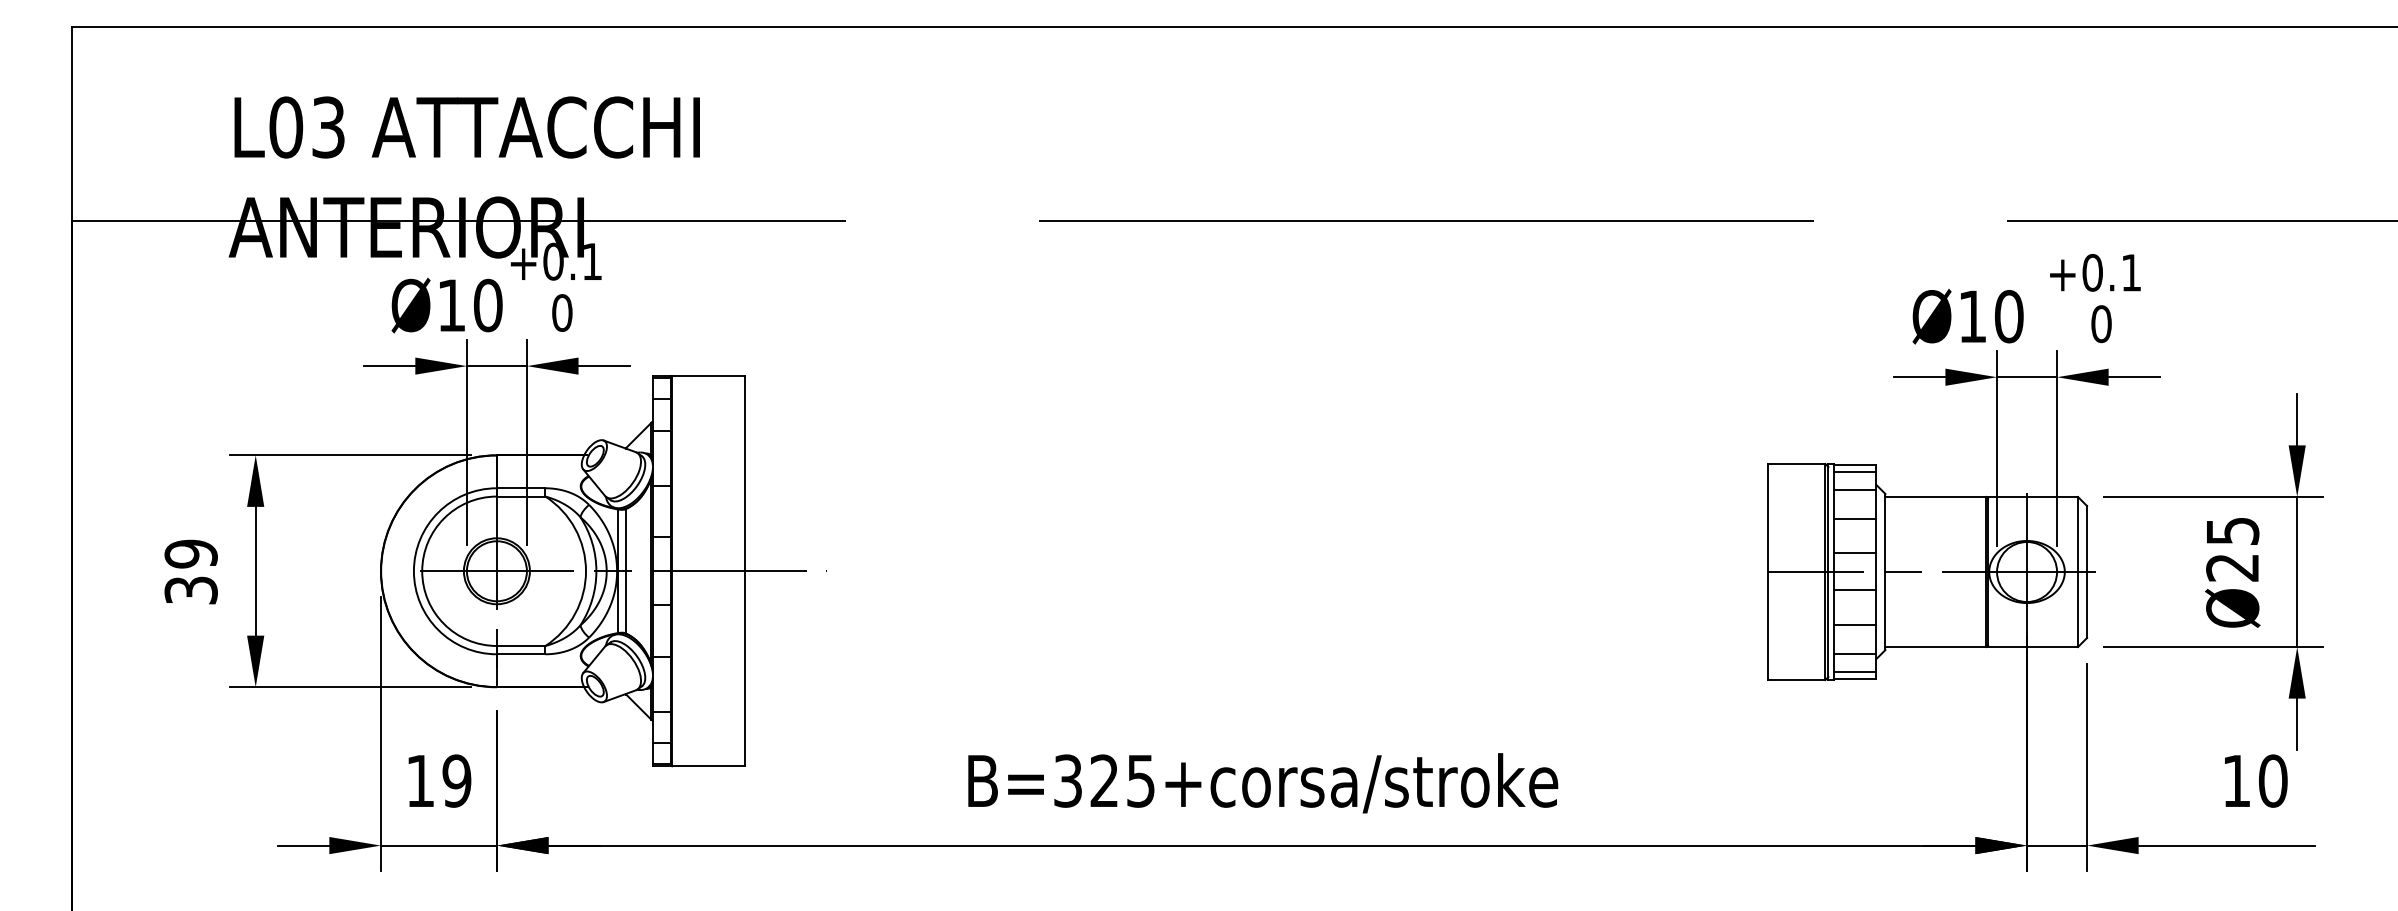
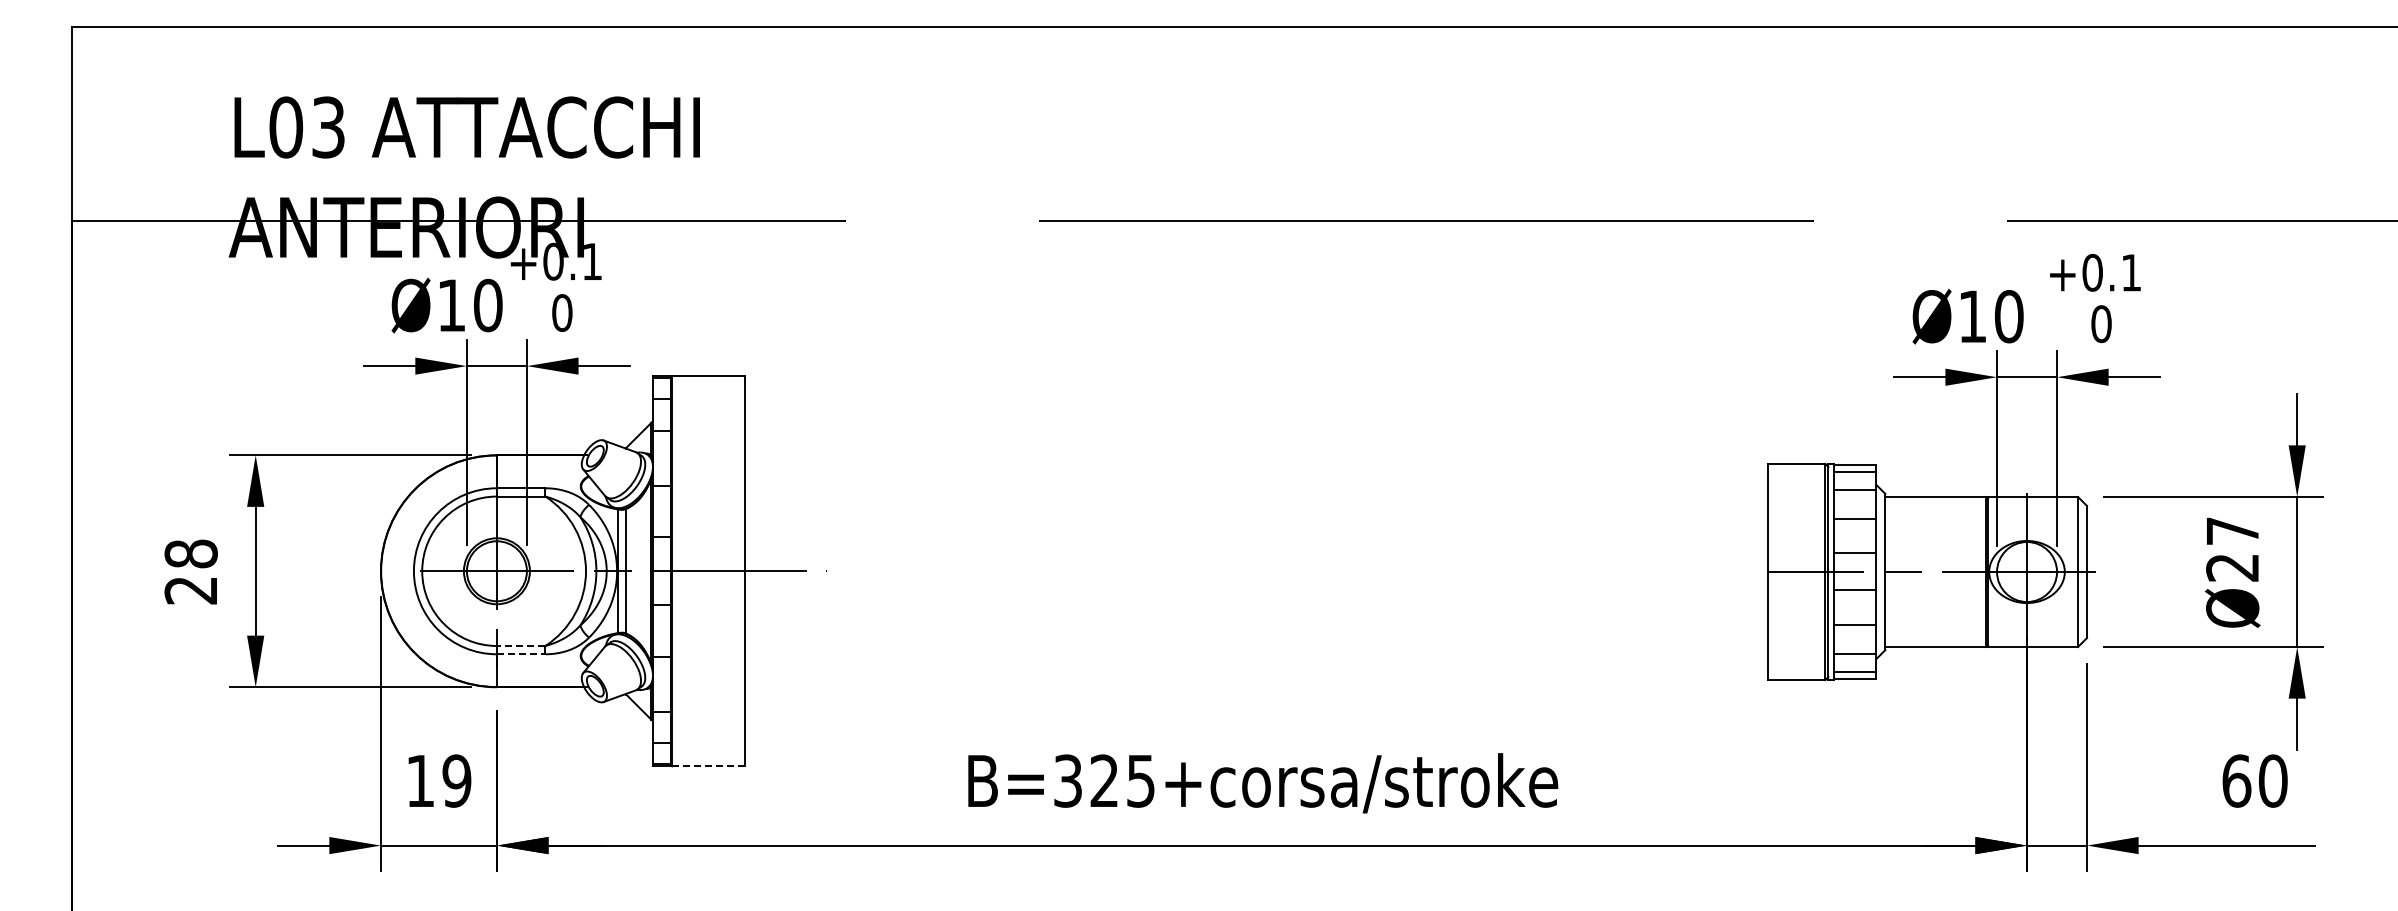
text: Ø25 -> Ø27 (2233, 530)
text: 39 -> 28 (190, 571)
line: solid -> dashed (520, 645)
line: solid -> dashed (521, 654)
line: solid -> dashed (708, 766)
text: 10 -> 60 (2236, 780)
